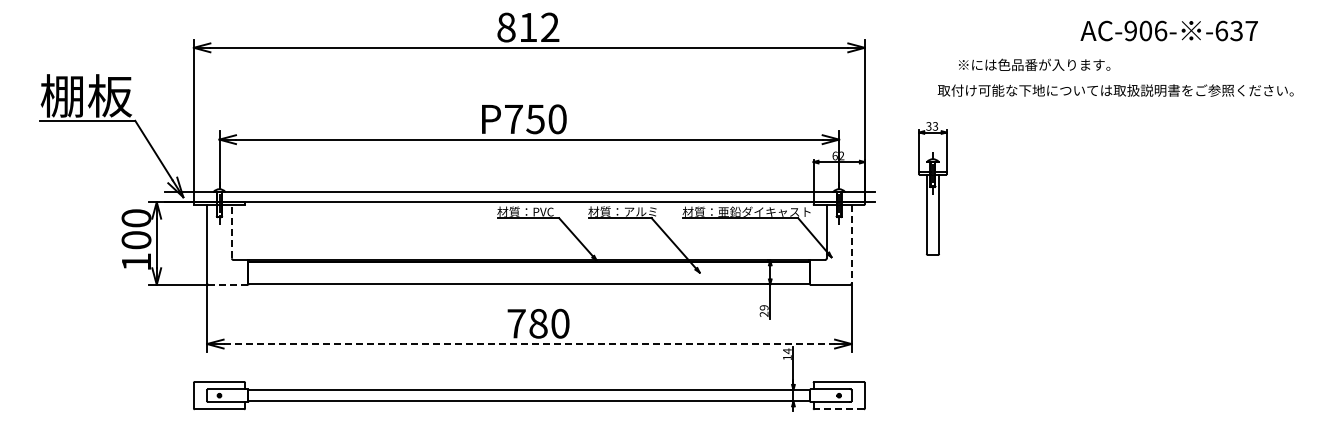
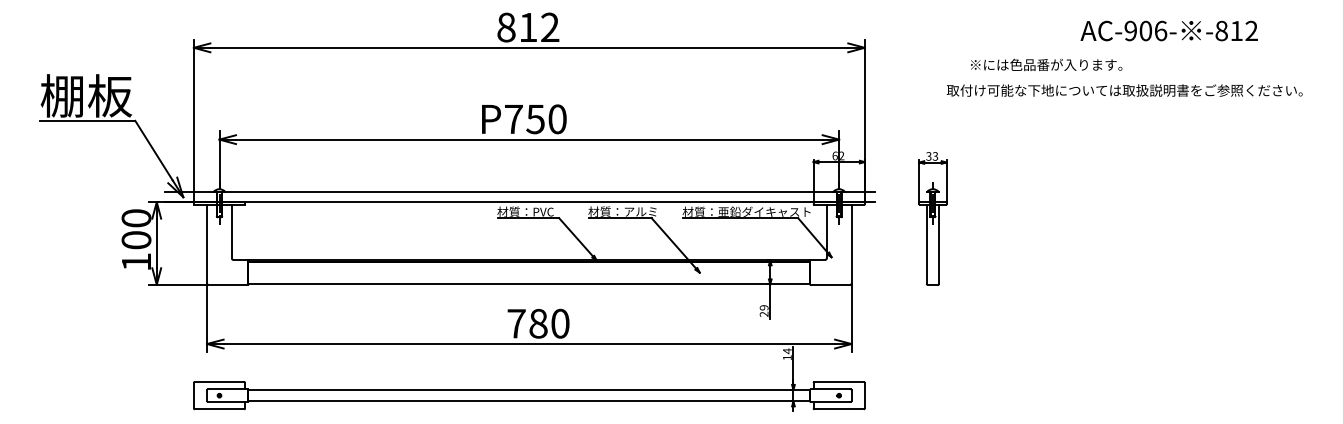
text: -637 -> -812 (1236, 30)
text position: (1034, 64) -> (1046, 64) (1046, 64)
text position: (1115, 90) -> (1124, 90) (1124, 90)
part position: (932, 188) -> (932, 218) (932, 218)
line: dashed -> solid (231, 231)
line: dashed -> solid (851, 244)
line: dashed -> solid (228, 284)
line: dashed -> solid (529, 344)
line: dashed -> solid (839, 409)
